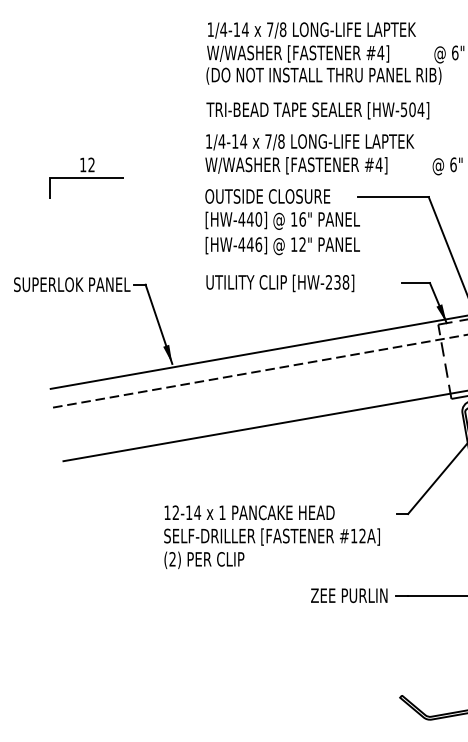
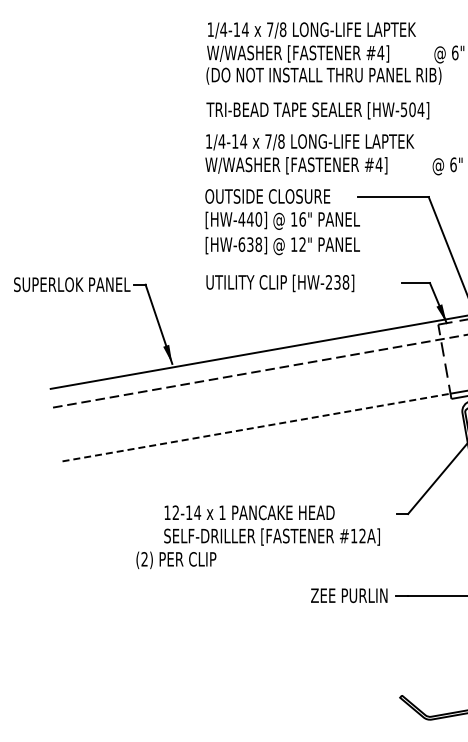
part: present -> none (86, 177)
text: [HW-446] -> [HW-638] (250, 244)
line: solid -> dashed (256, 427)
text position: (204, 560) -> (176, 560) (176, 560)
